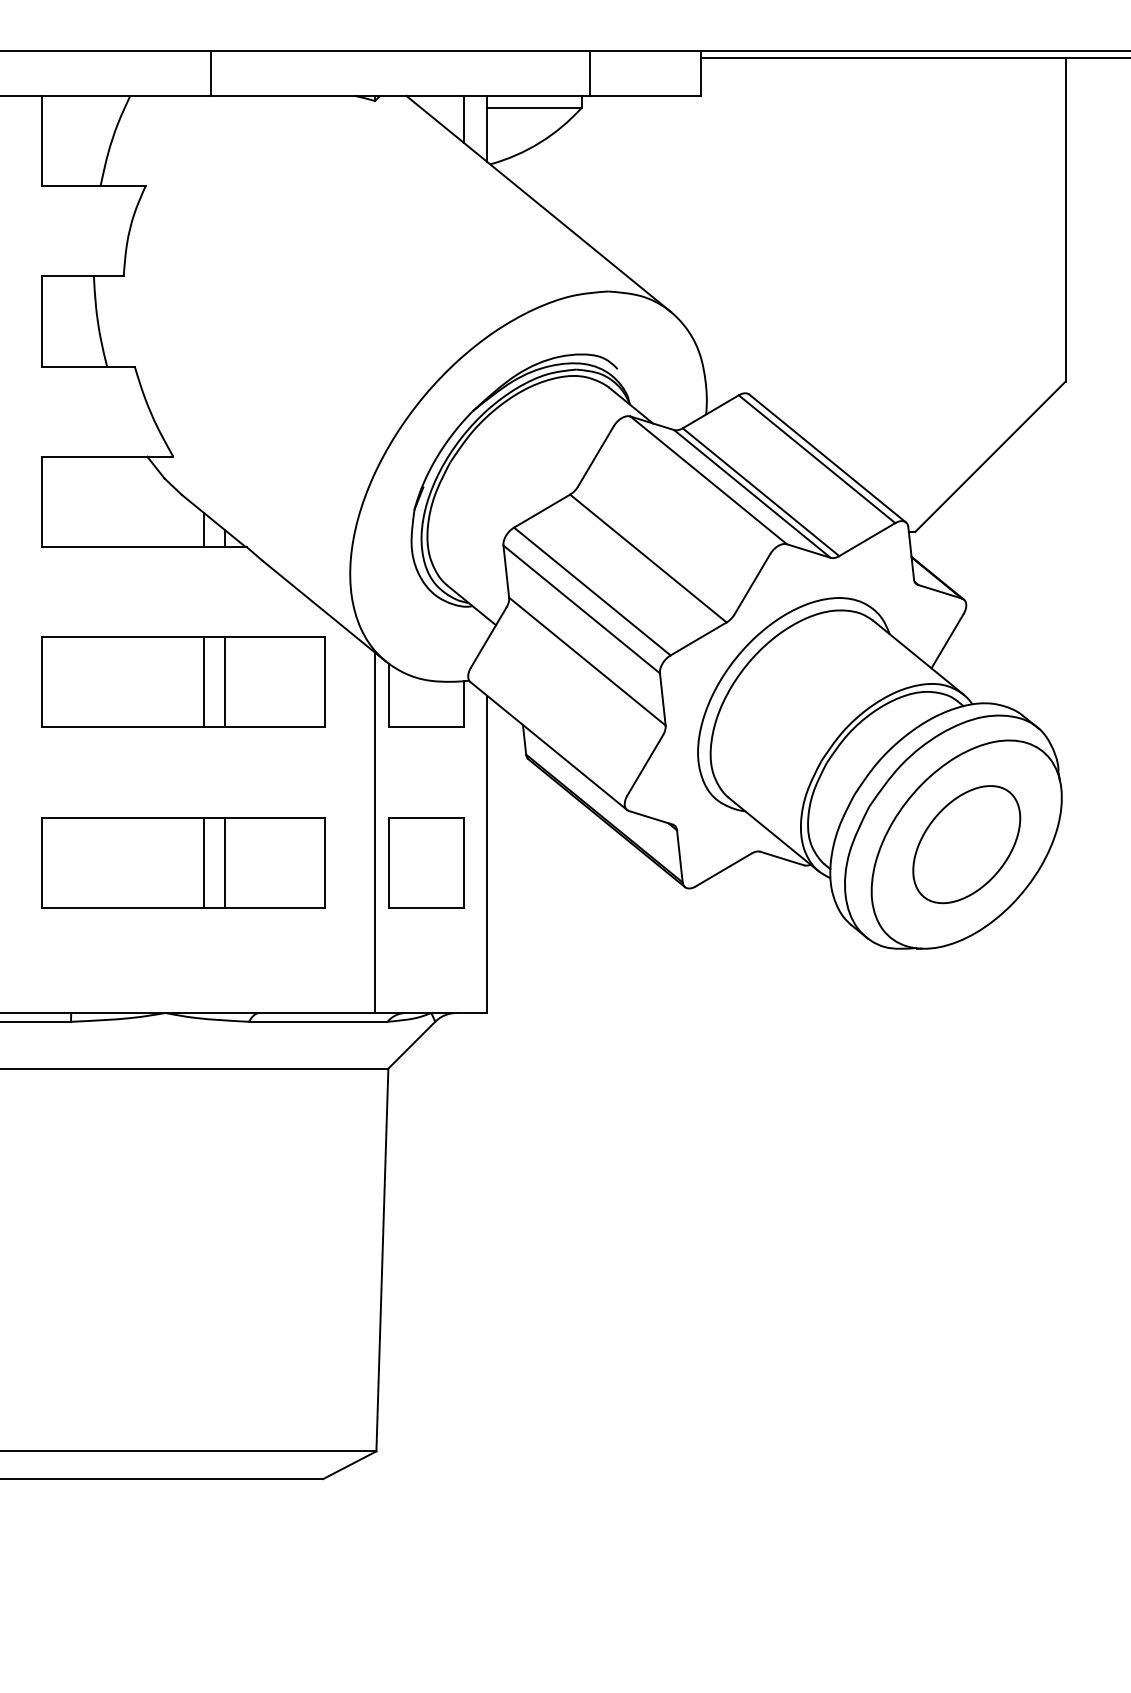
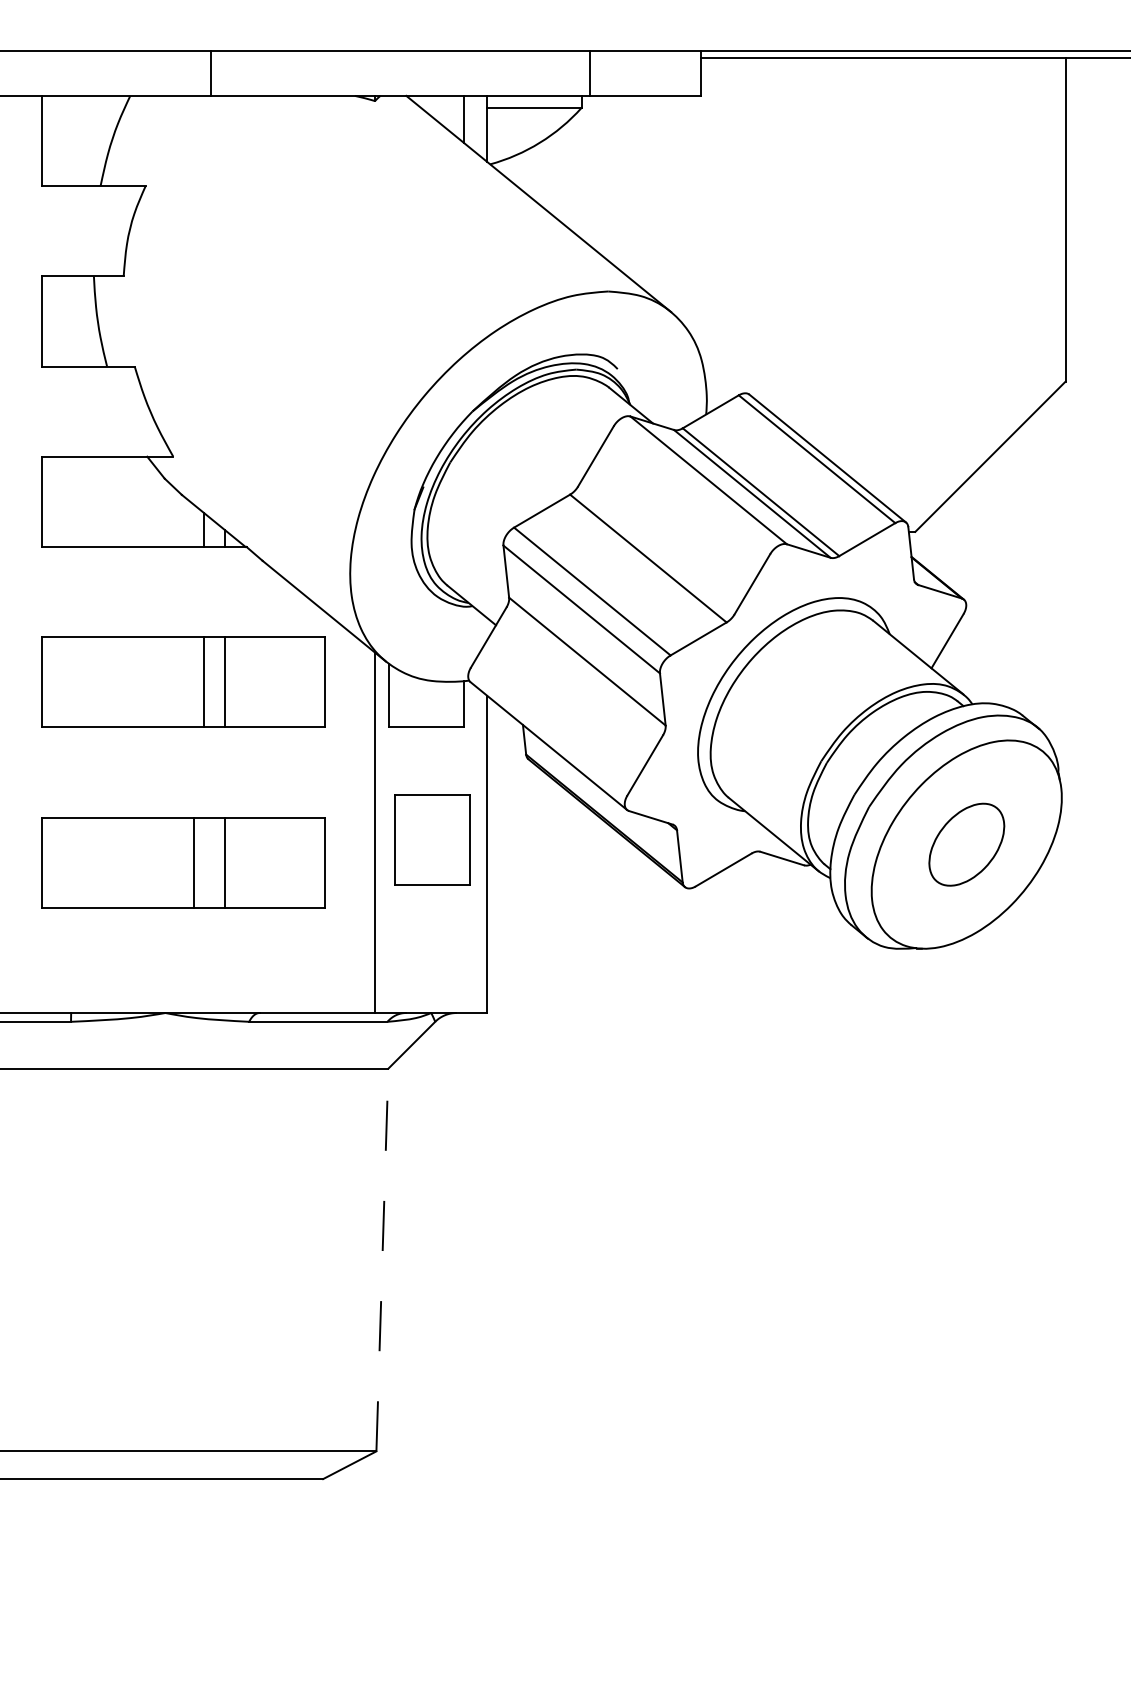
part size: 110x120 px -> 78x85 px (966, 844)
line position: (204, 862) -> (194, 862) (194, 862)
part position: (426, 862) -> (432, 839) (432, 839)
line: solid -> dashed (382, 1259)
